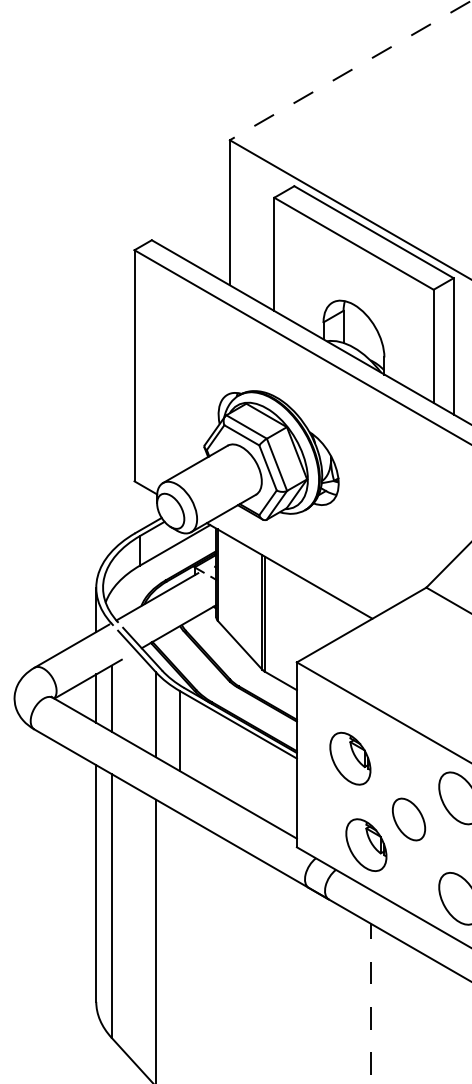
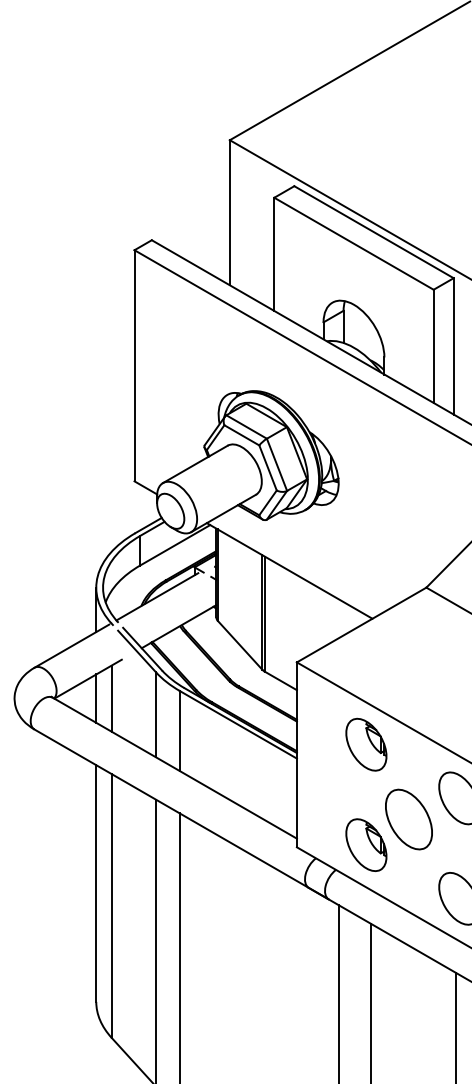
line: dashed -> solid (350, 70)
part position: (350, 758) -> (366, 744) (366, 744)
part size: 35x45 px -> 48x63 px (408, 819)
line: none -> present (179, 946)
line: none -> present (339, 992)
line: dashed -> solid (371, 1004)
line: none -> present (455, 1026)
